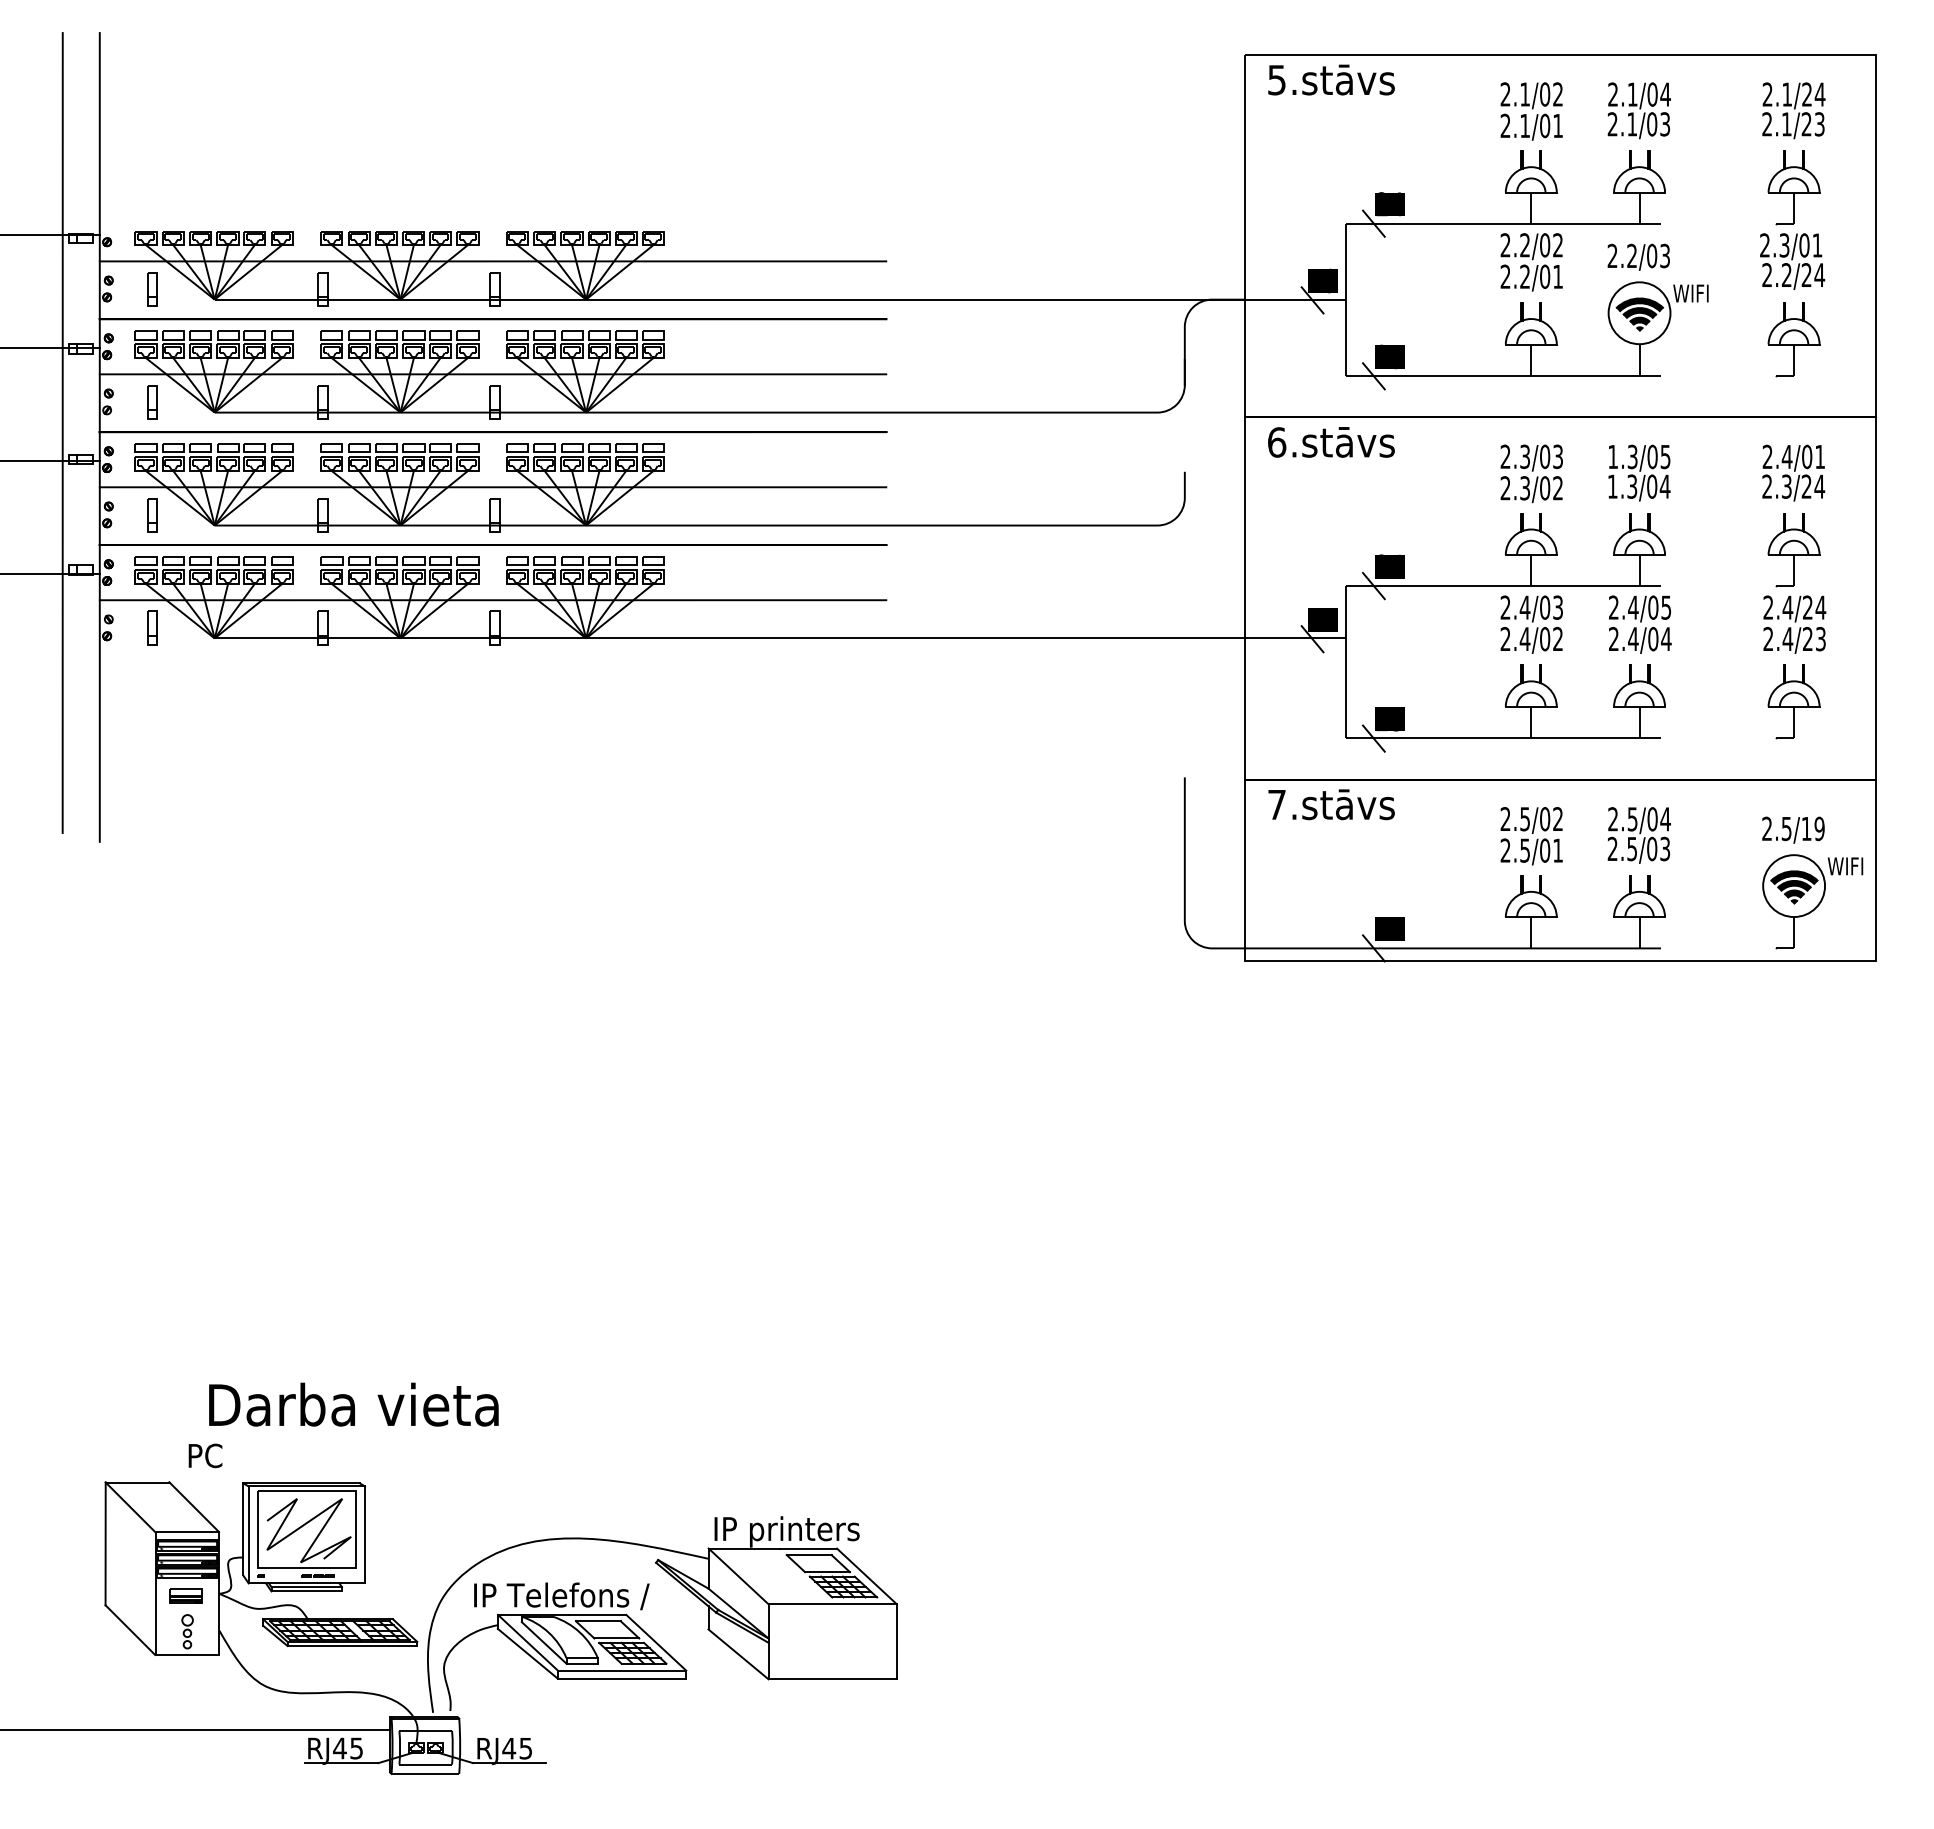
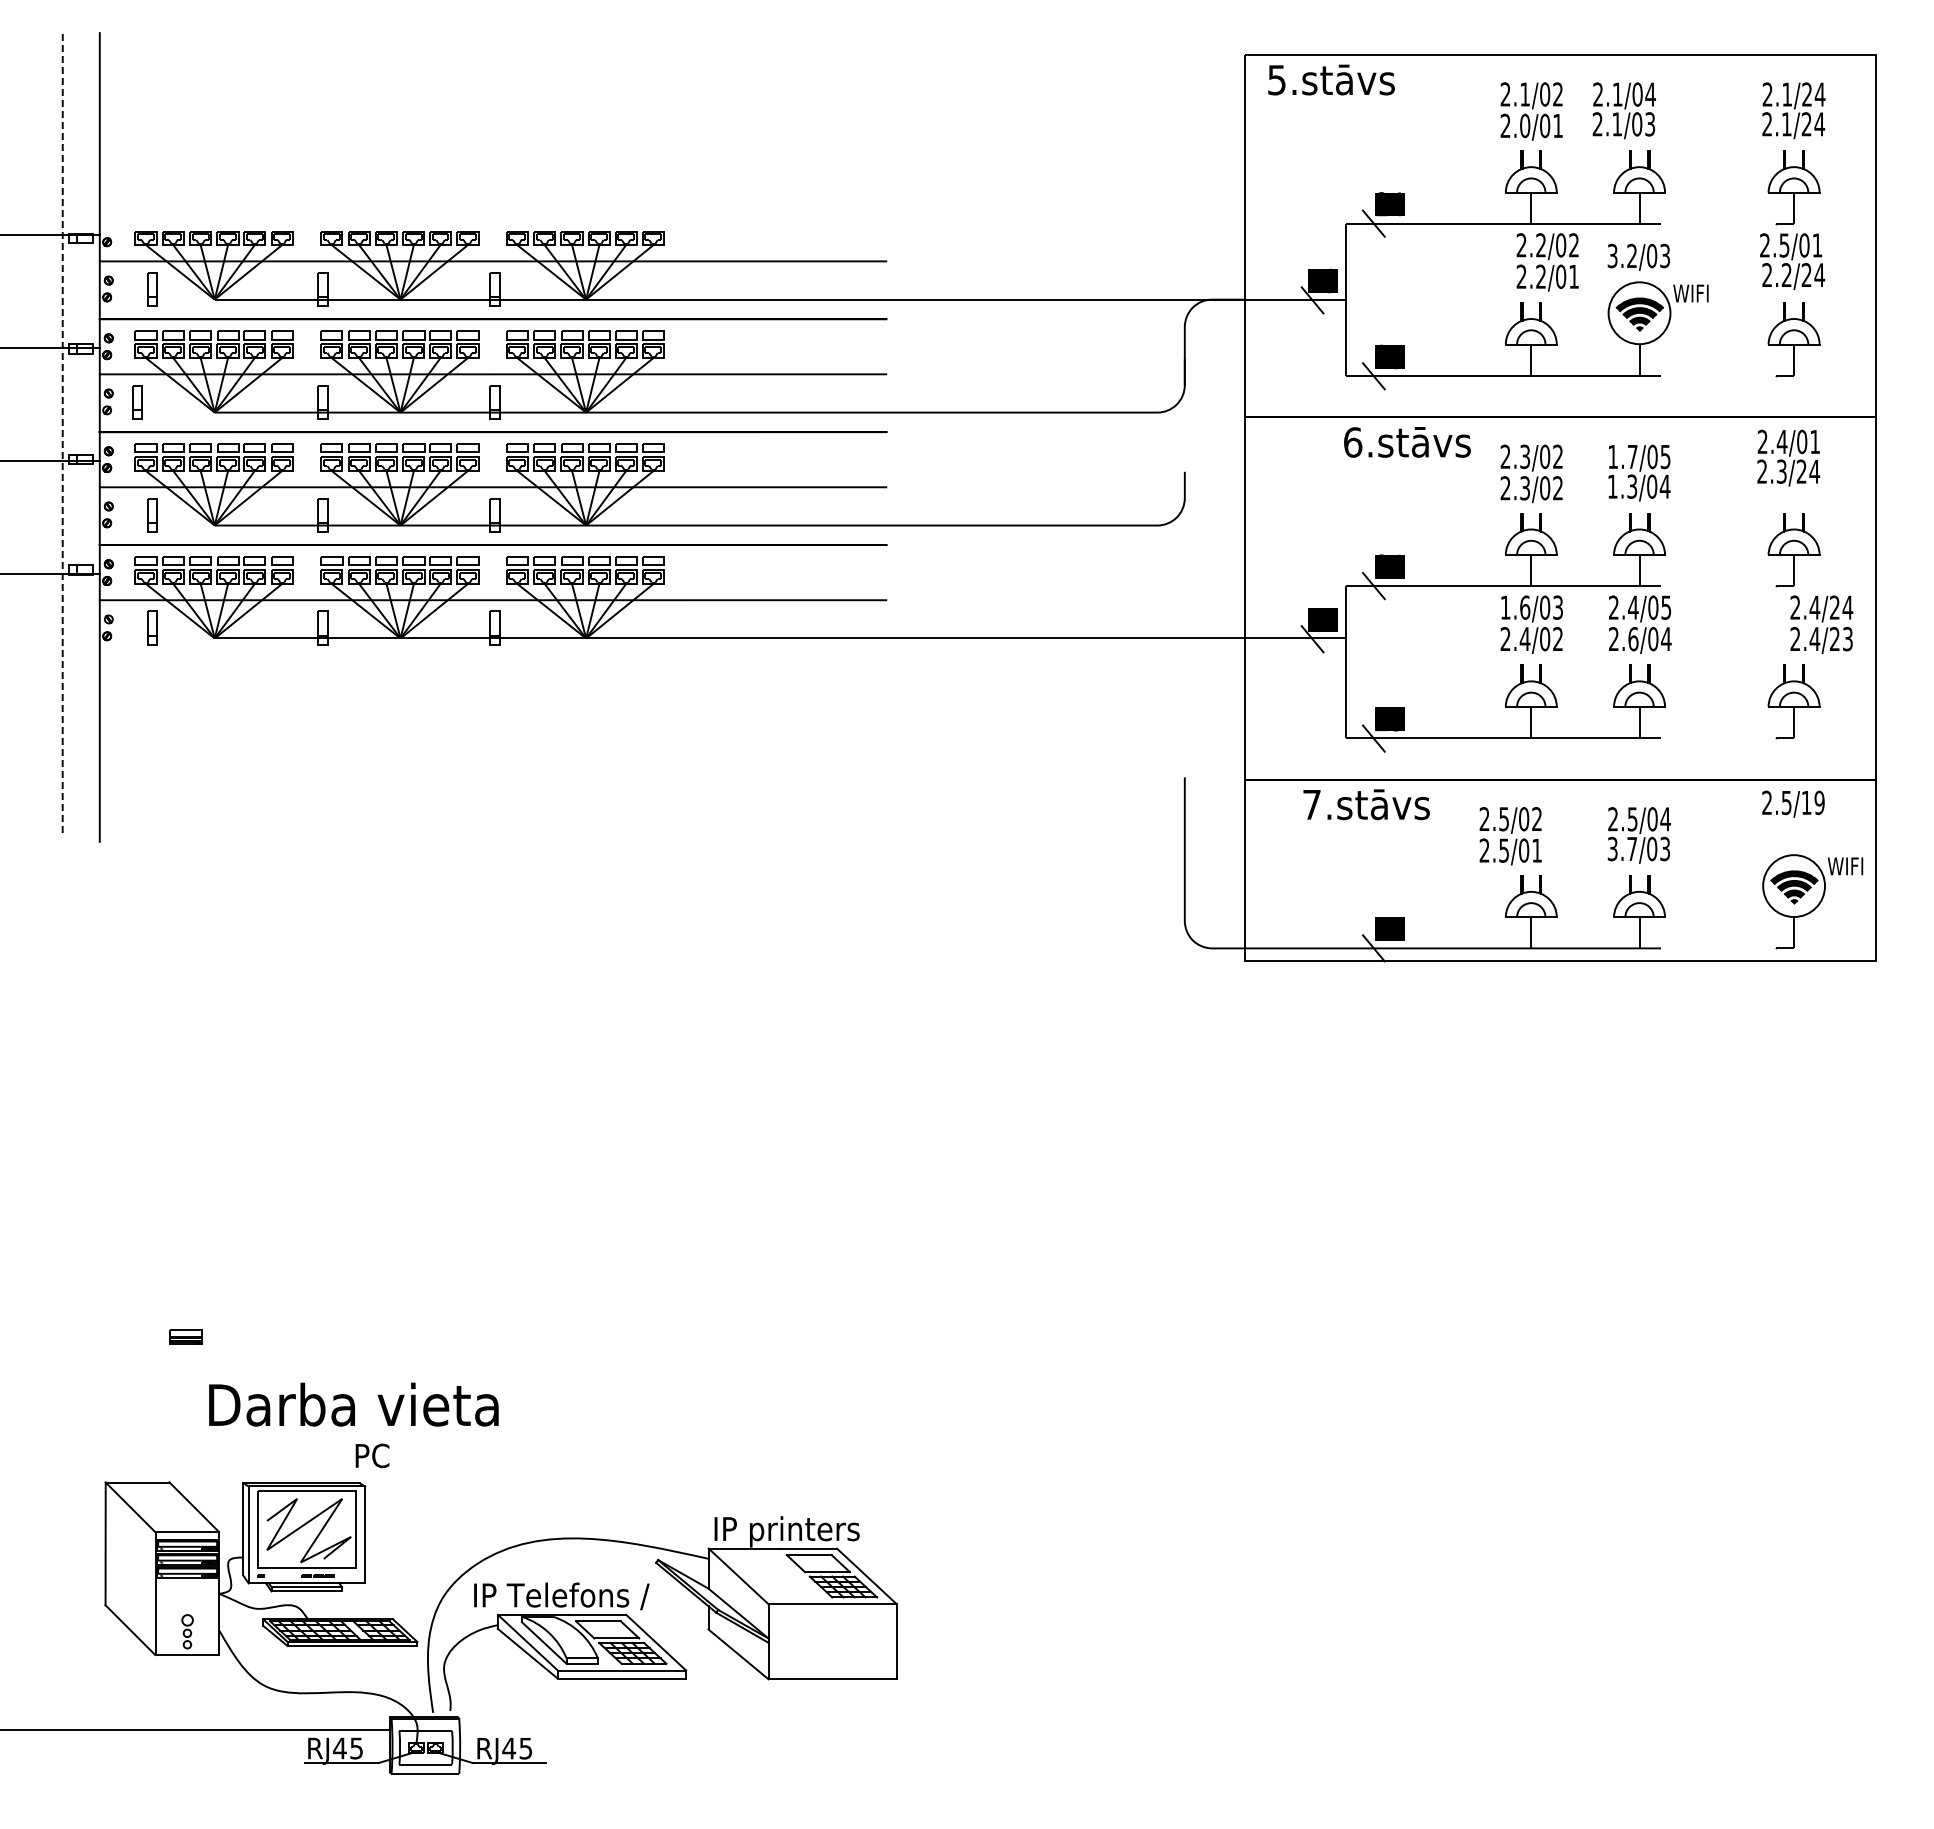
text position: (1638, 110) -> (1623, 110) (1623, 110)
text: 2.1/23 -> 2.1/24 (1819, 124)
text: 2.1/01 -> 2.0/01 (1525, 125)
text: 2.3/01 -> 2.5/01 (1784, 244)
text: 2.2/03 -> 3.2/03 (1612, 256)
text position: (1531, 262) -> (1547, 262) (1547, 262)
part position: (152, 402) -> (137, 402) (137, 402)
line: solid -> dashed (62, 433)
text position: (1331, 442) -> (1407, 442) (1407, 442)
text: 1.3/05 -> 1.7/05 (1632, 456)
text: 2.3/03 -> 2.3/02 (1557, 457)
text position: (1793, 472) -> (1788, 457) (1788, 457)
text: 2.4/03 -> 1.6/03 (1515, 607)
text position: (1794, 624) -> (1821, 624) (1821, 624)
text: 2.4/04 -> 2.6/04 (1633, 639)
text position: (1331, 804) -> (1366, 804) (1366, 804)
text position: (1793, 829) -> (1793, 803) (1793, 803)
text position: (1531, 836) -> (1510, 836) (1510, 836)
text: 2.5/03 -> 3.7/03 (1621, 849)
text position: (205, 1455) -> (372, 1455) (372, 1455)
part position: (185, 1595) -> (185, 1336) (185, 1336)
